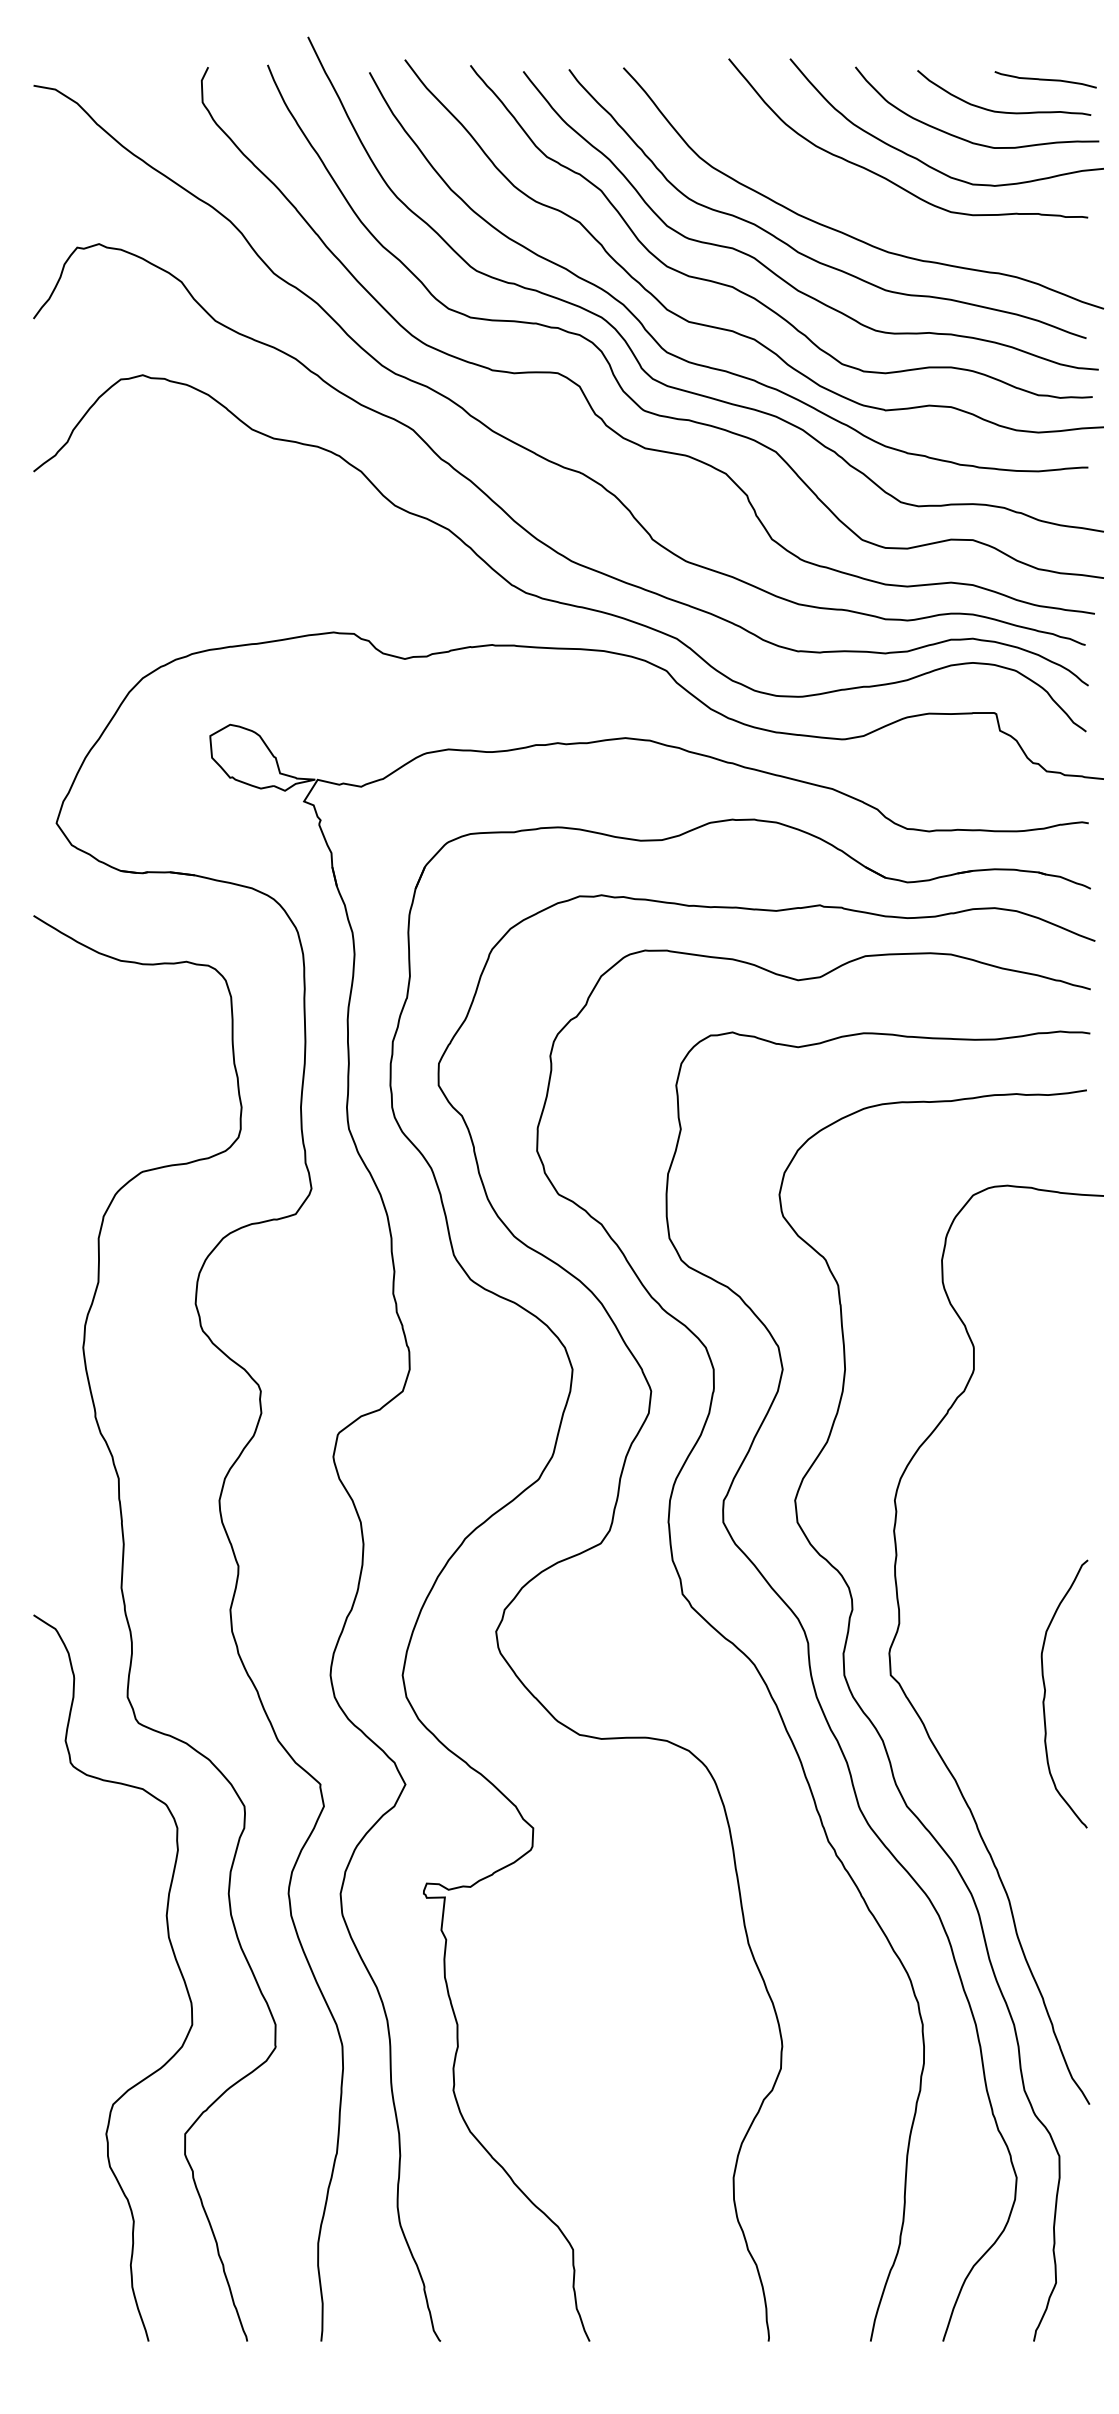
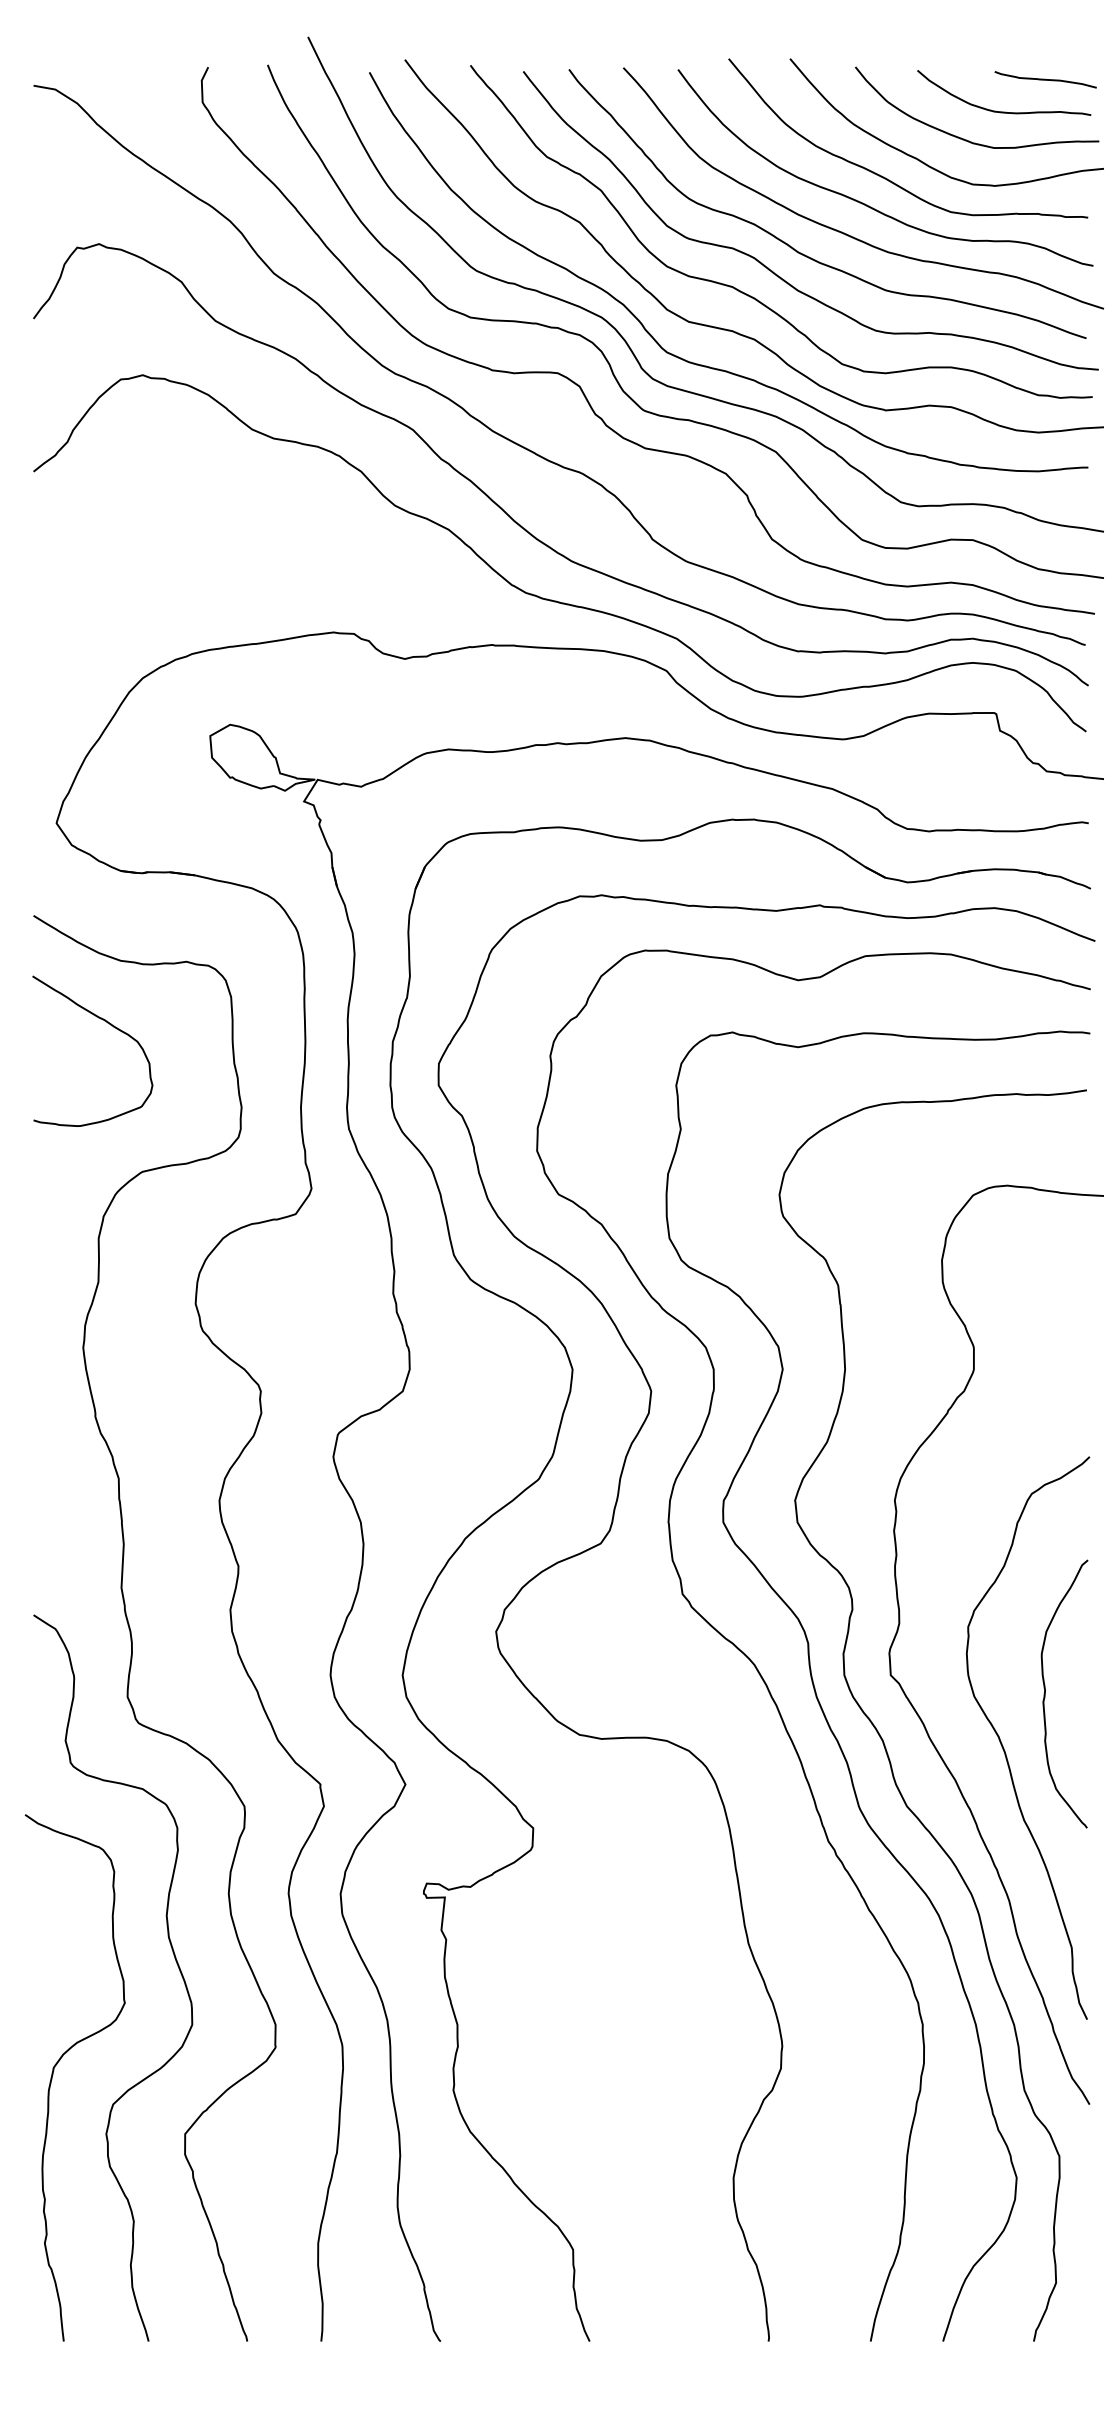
curve: none -> present (867, 204)
curve: none -> present (110, 1025)
curve: none -> present (1004, 1748)
curve: none -> present (53, 2075)
